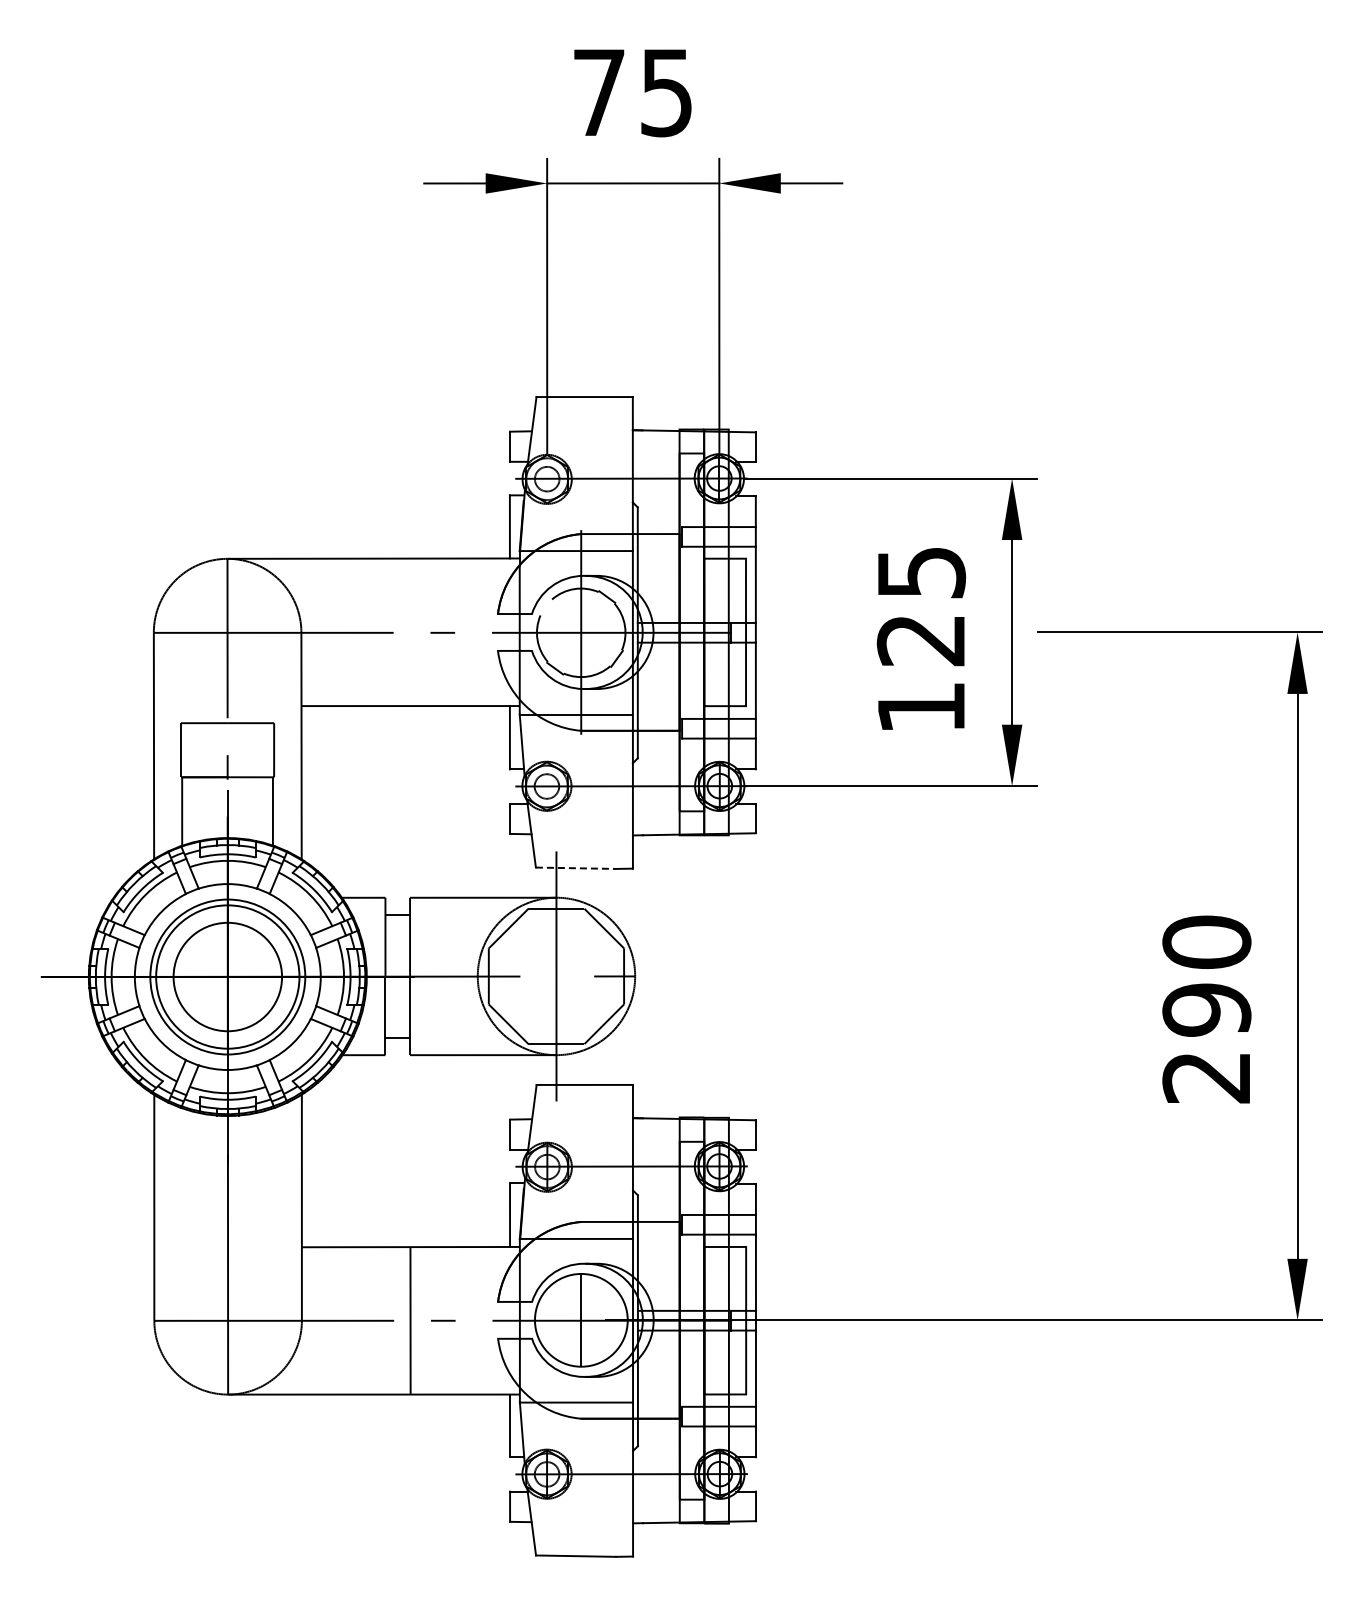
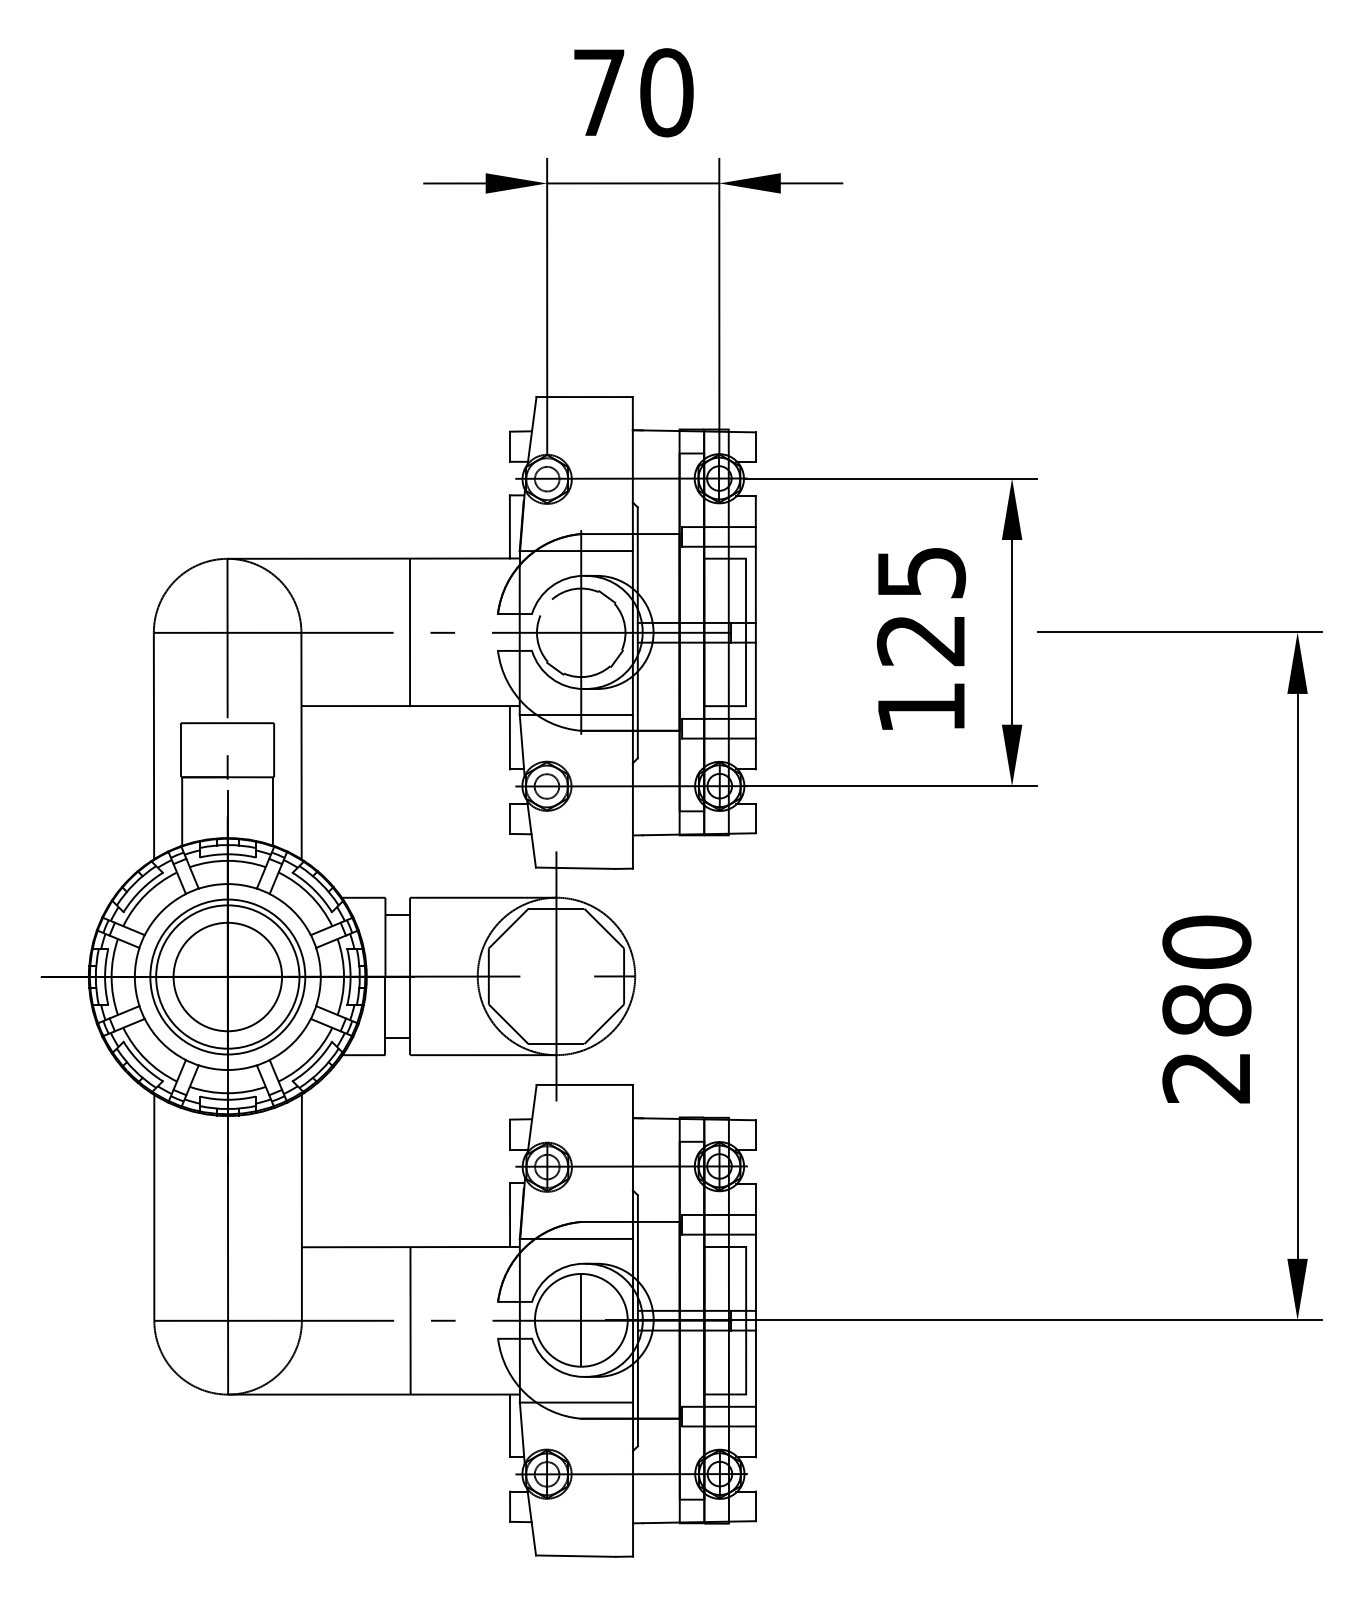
text: 75 -> 70 (666, 92)
line: none -> present (410, 632)
line: dashed -> solid (575, 868)
text: 290 -> 280 (1206, 1009)
